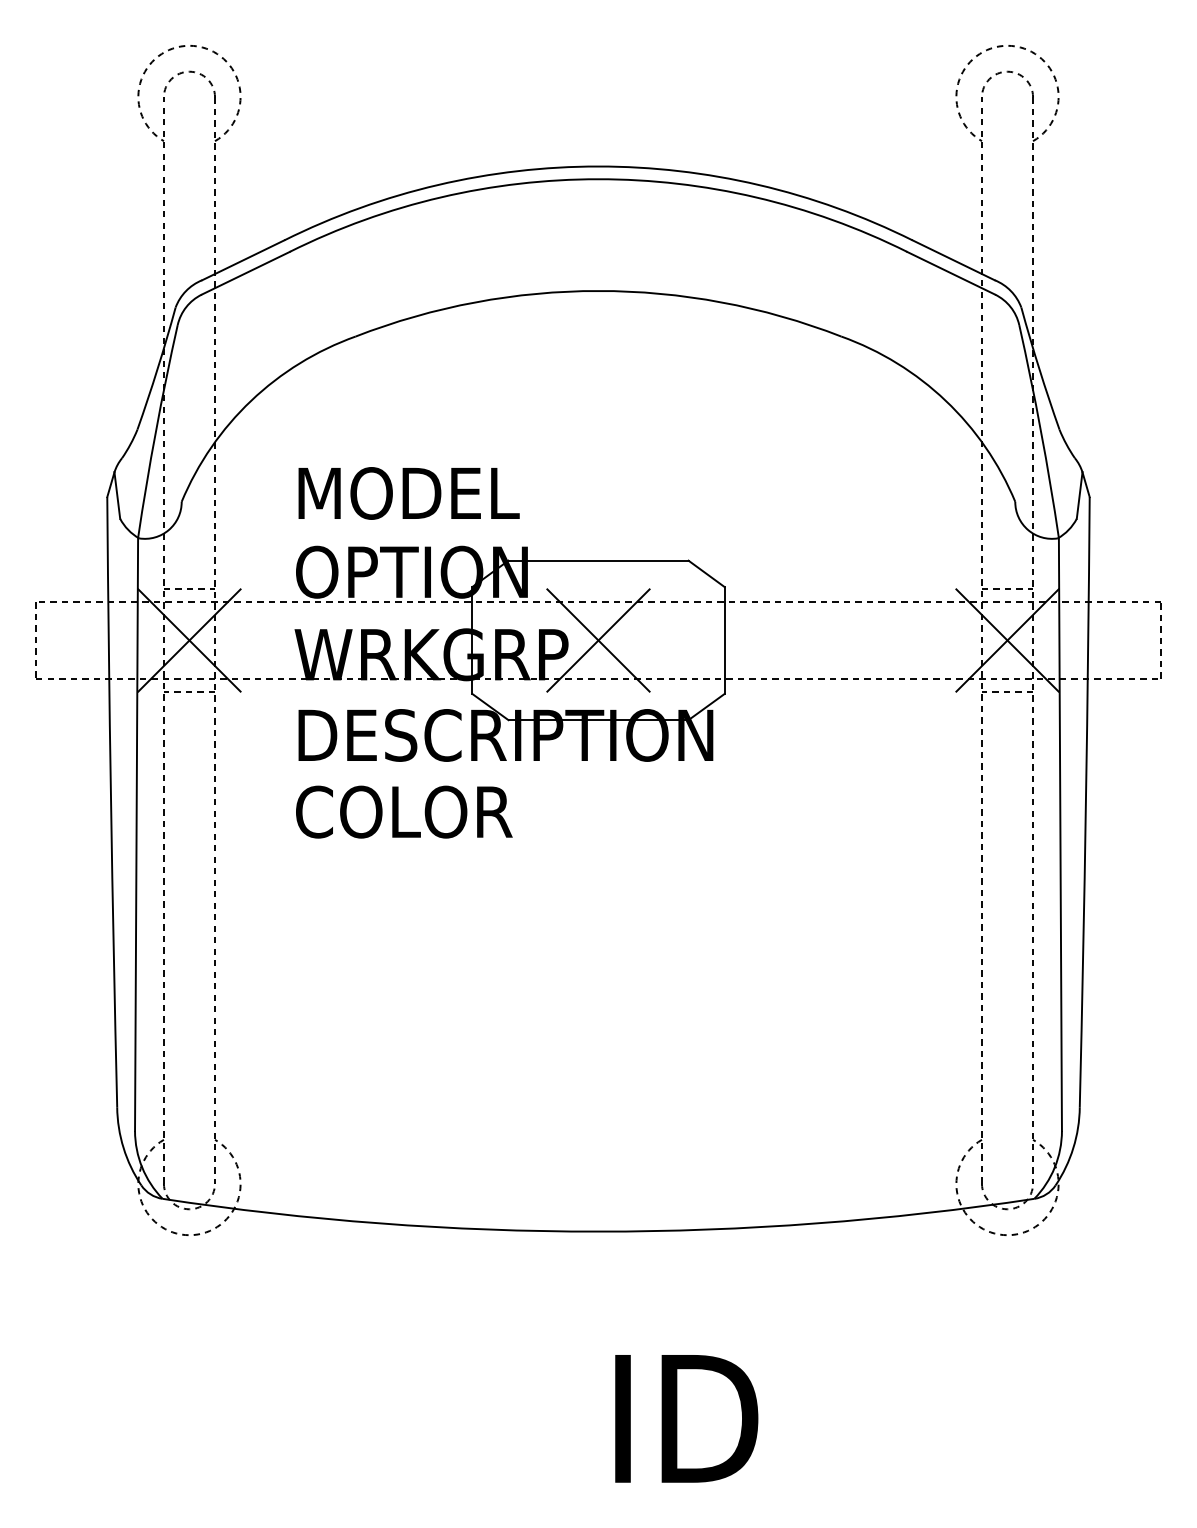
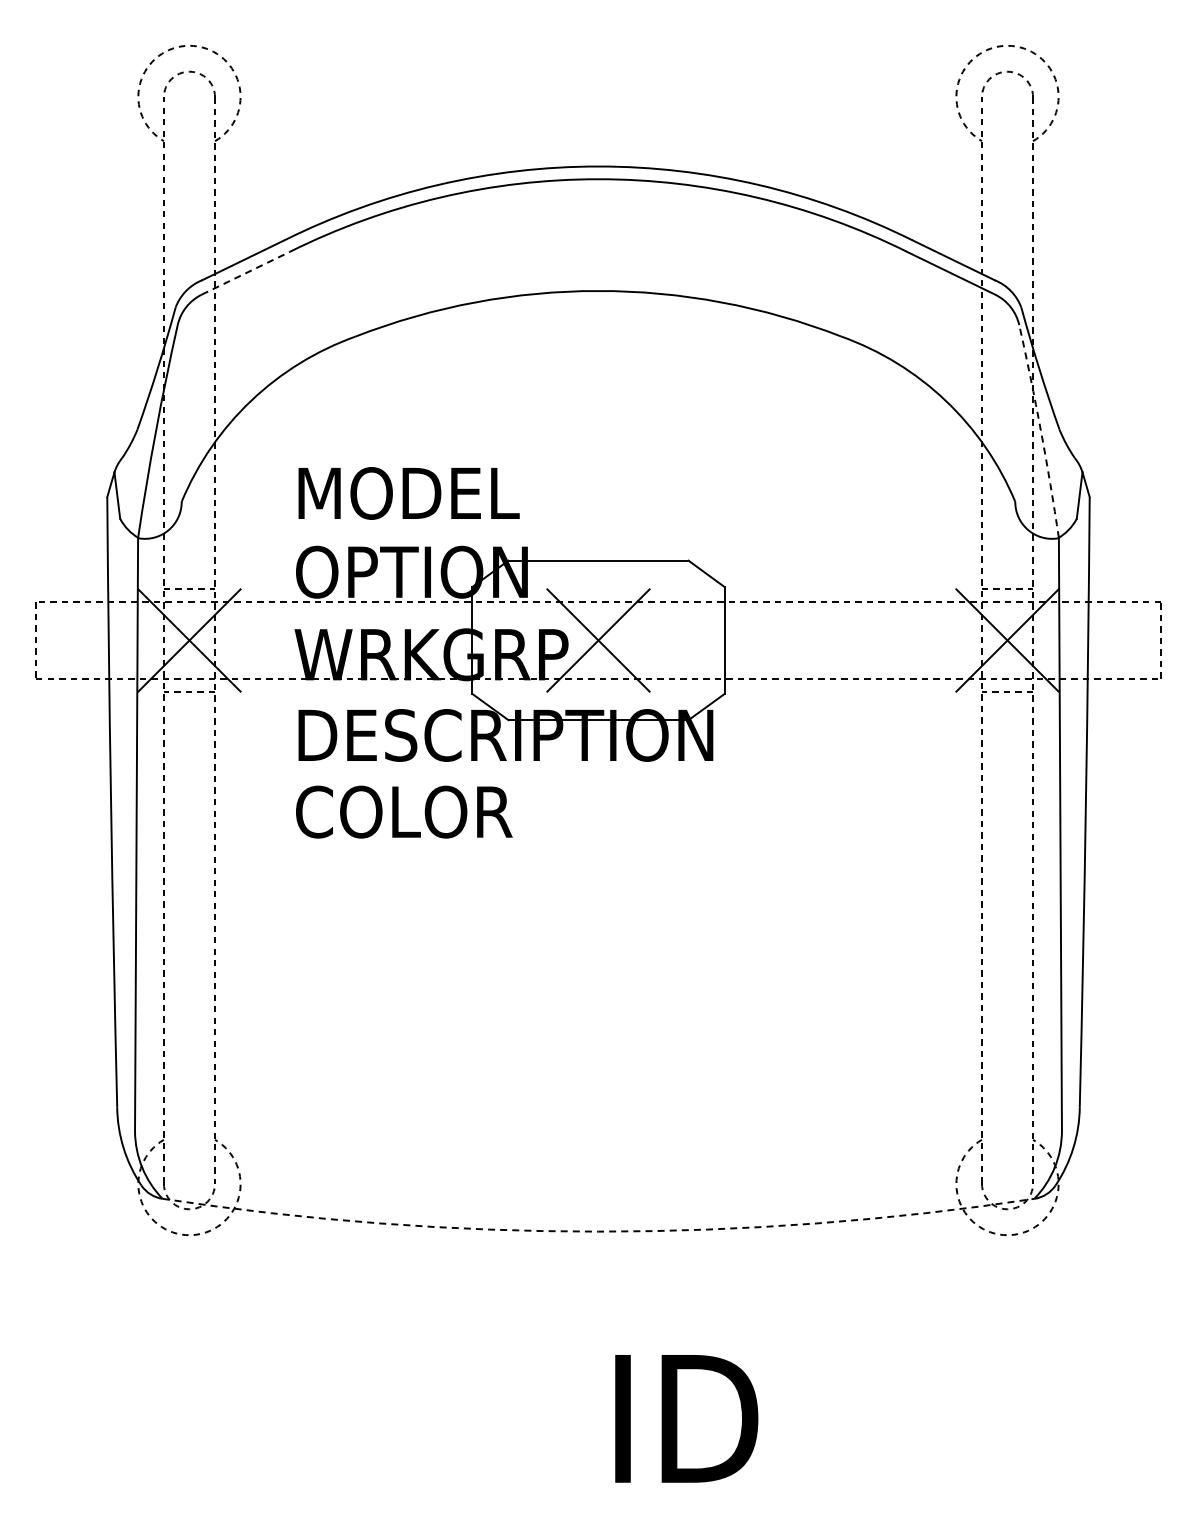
line: solid -> dashed (245, 273)
arc: solid -> dashed (1041, 431)
arc: solid -> dashed (598, 1231)
